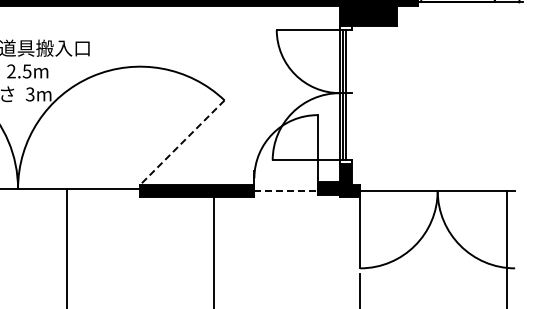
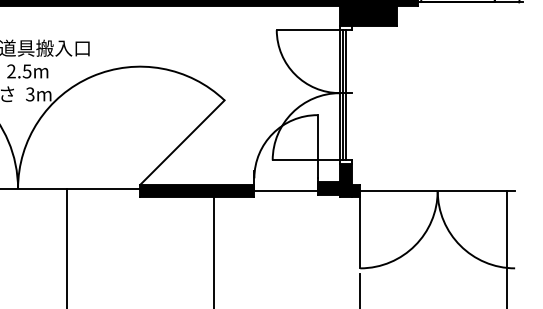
line: dashed -> solid (182, 142)
line: dashed -> solid (285, 190)
